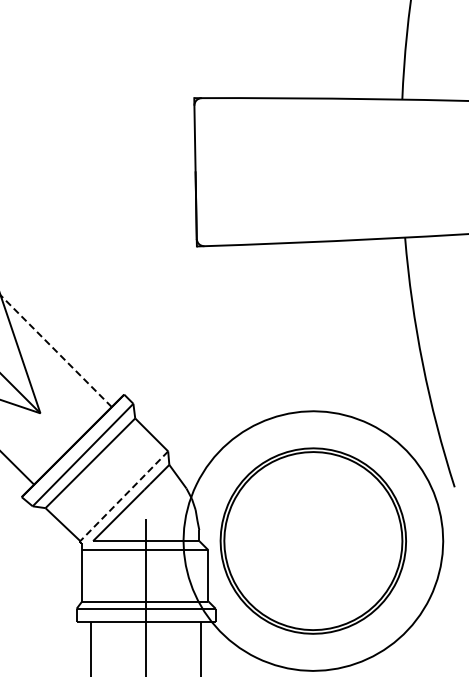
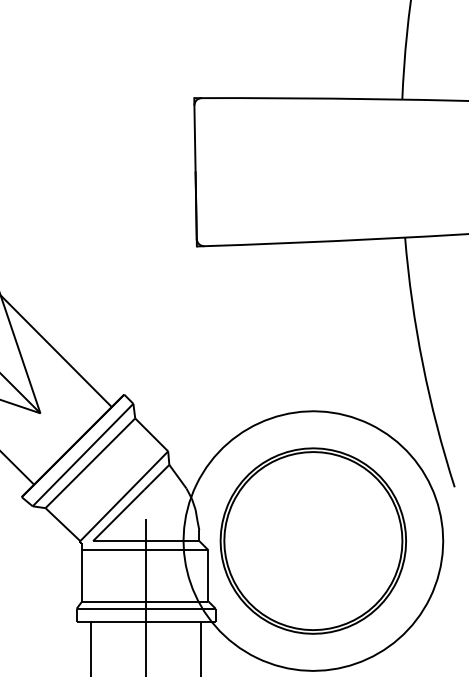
line: dashed -> solid (55, 350)
line: dashed -> solid (124, 496)
